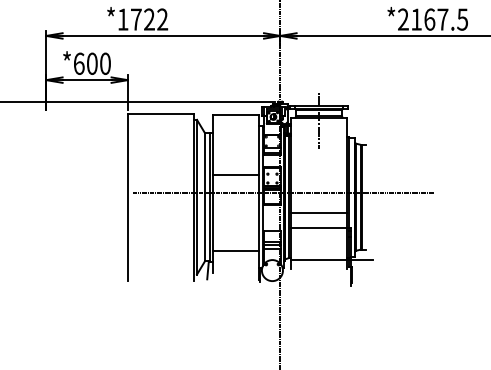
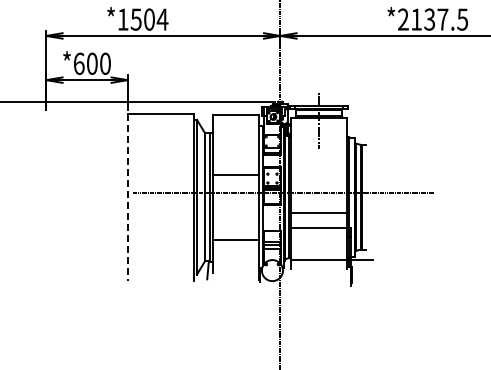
text: *1722 -> *1504 (149, 19)
text: *2167.5 -> *2137.5 (429, 19)
line: solid -> dashed (127, 197)
line position: (235, 251) -> (235, 240) (235, 240)
